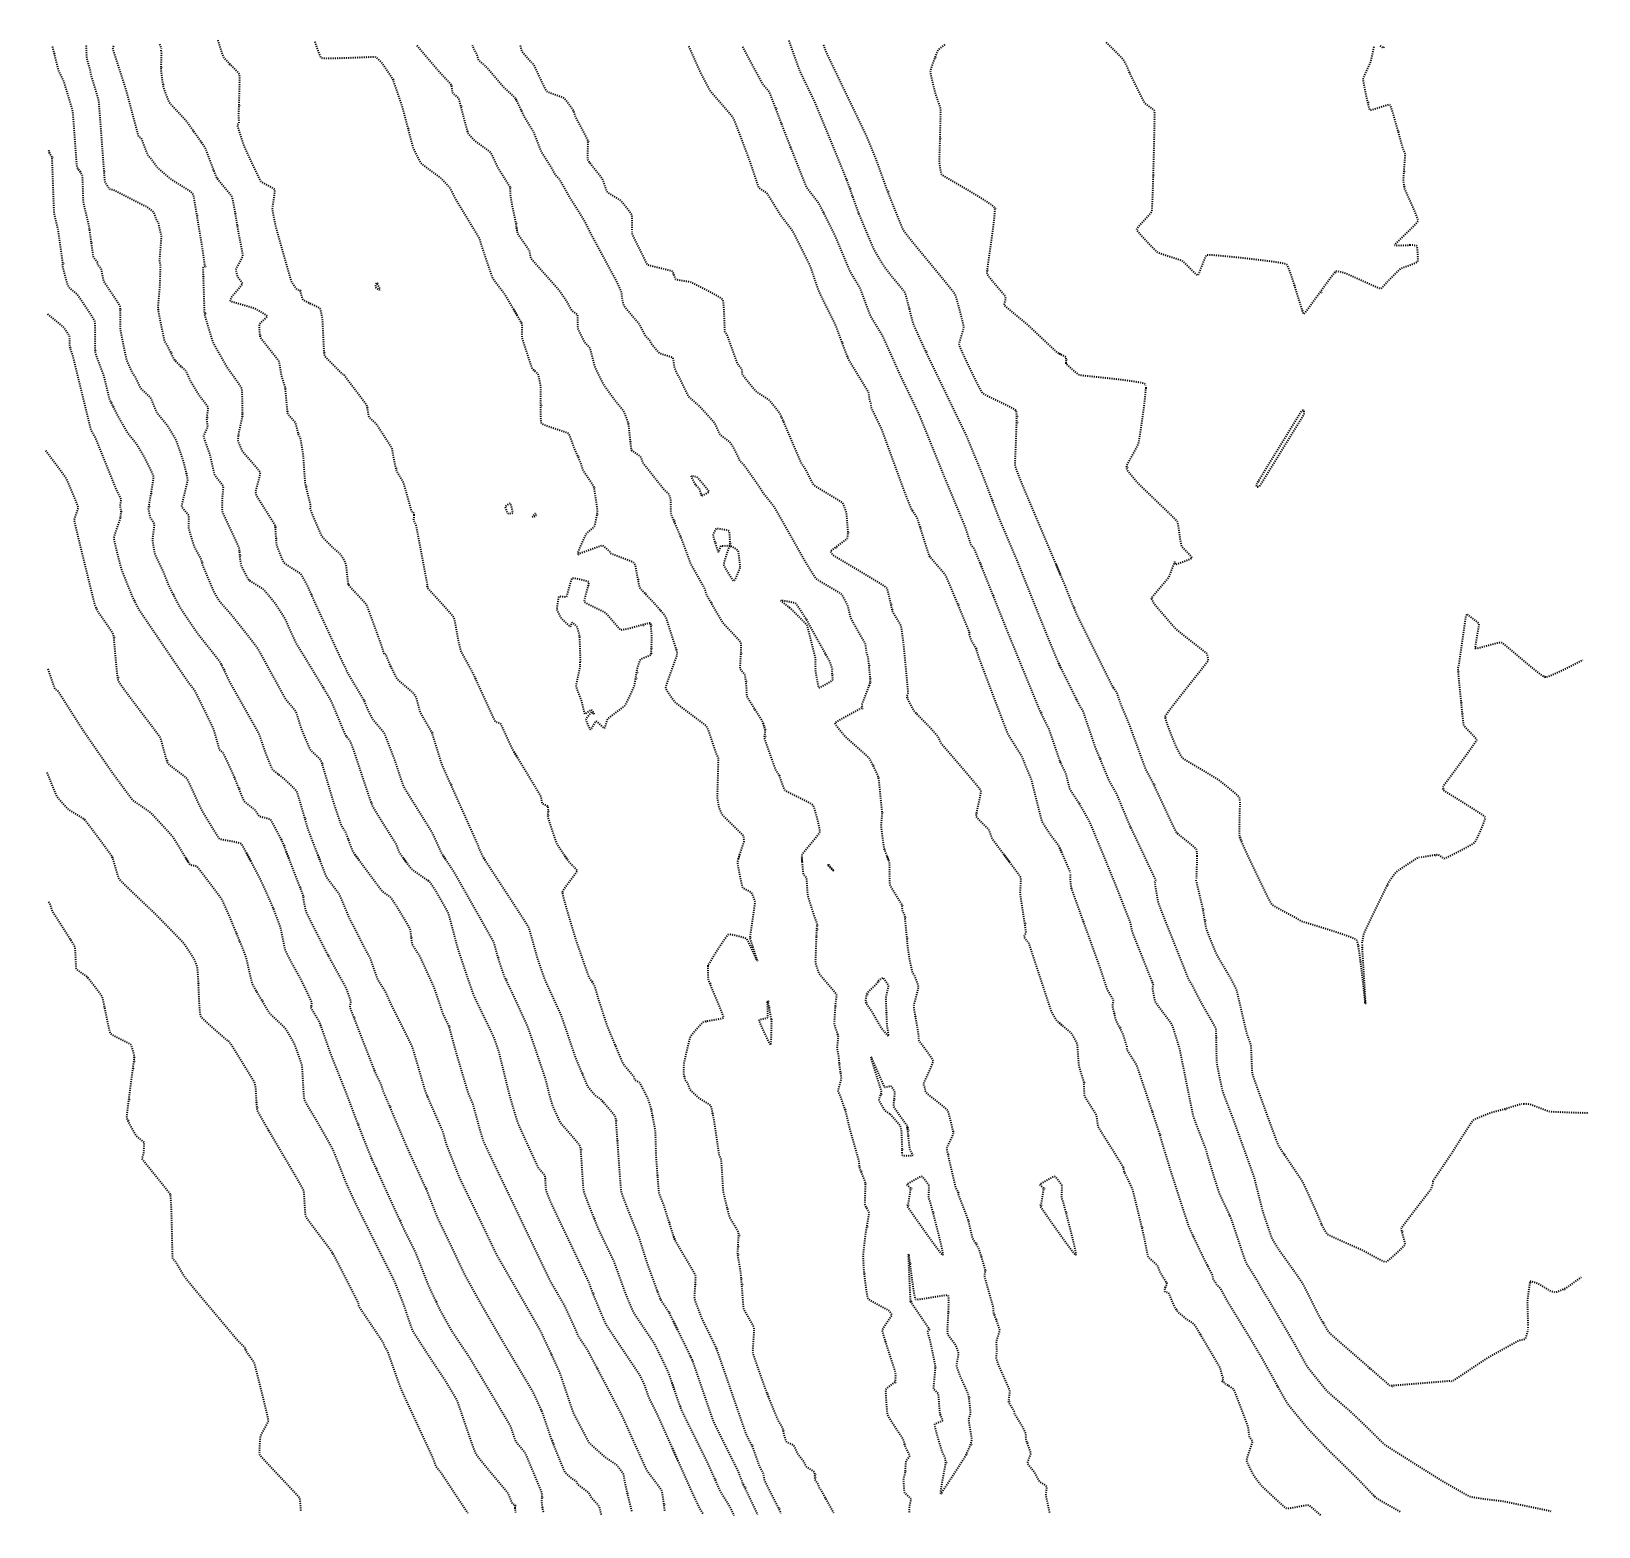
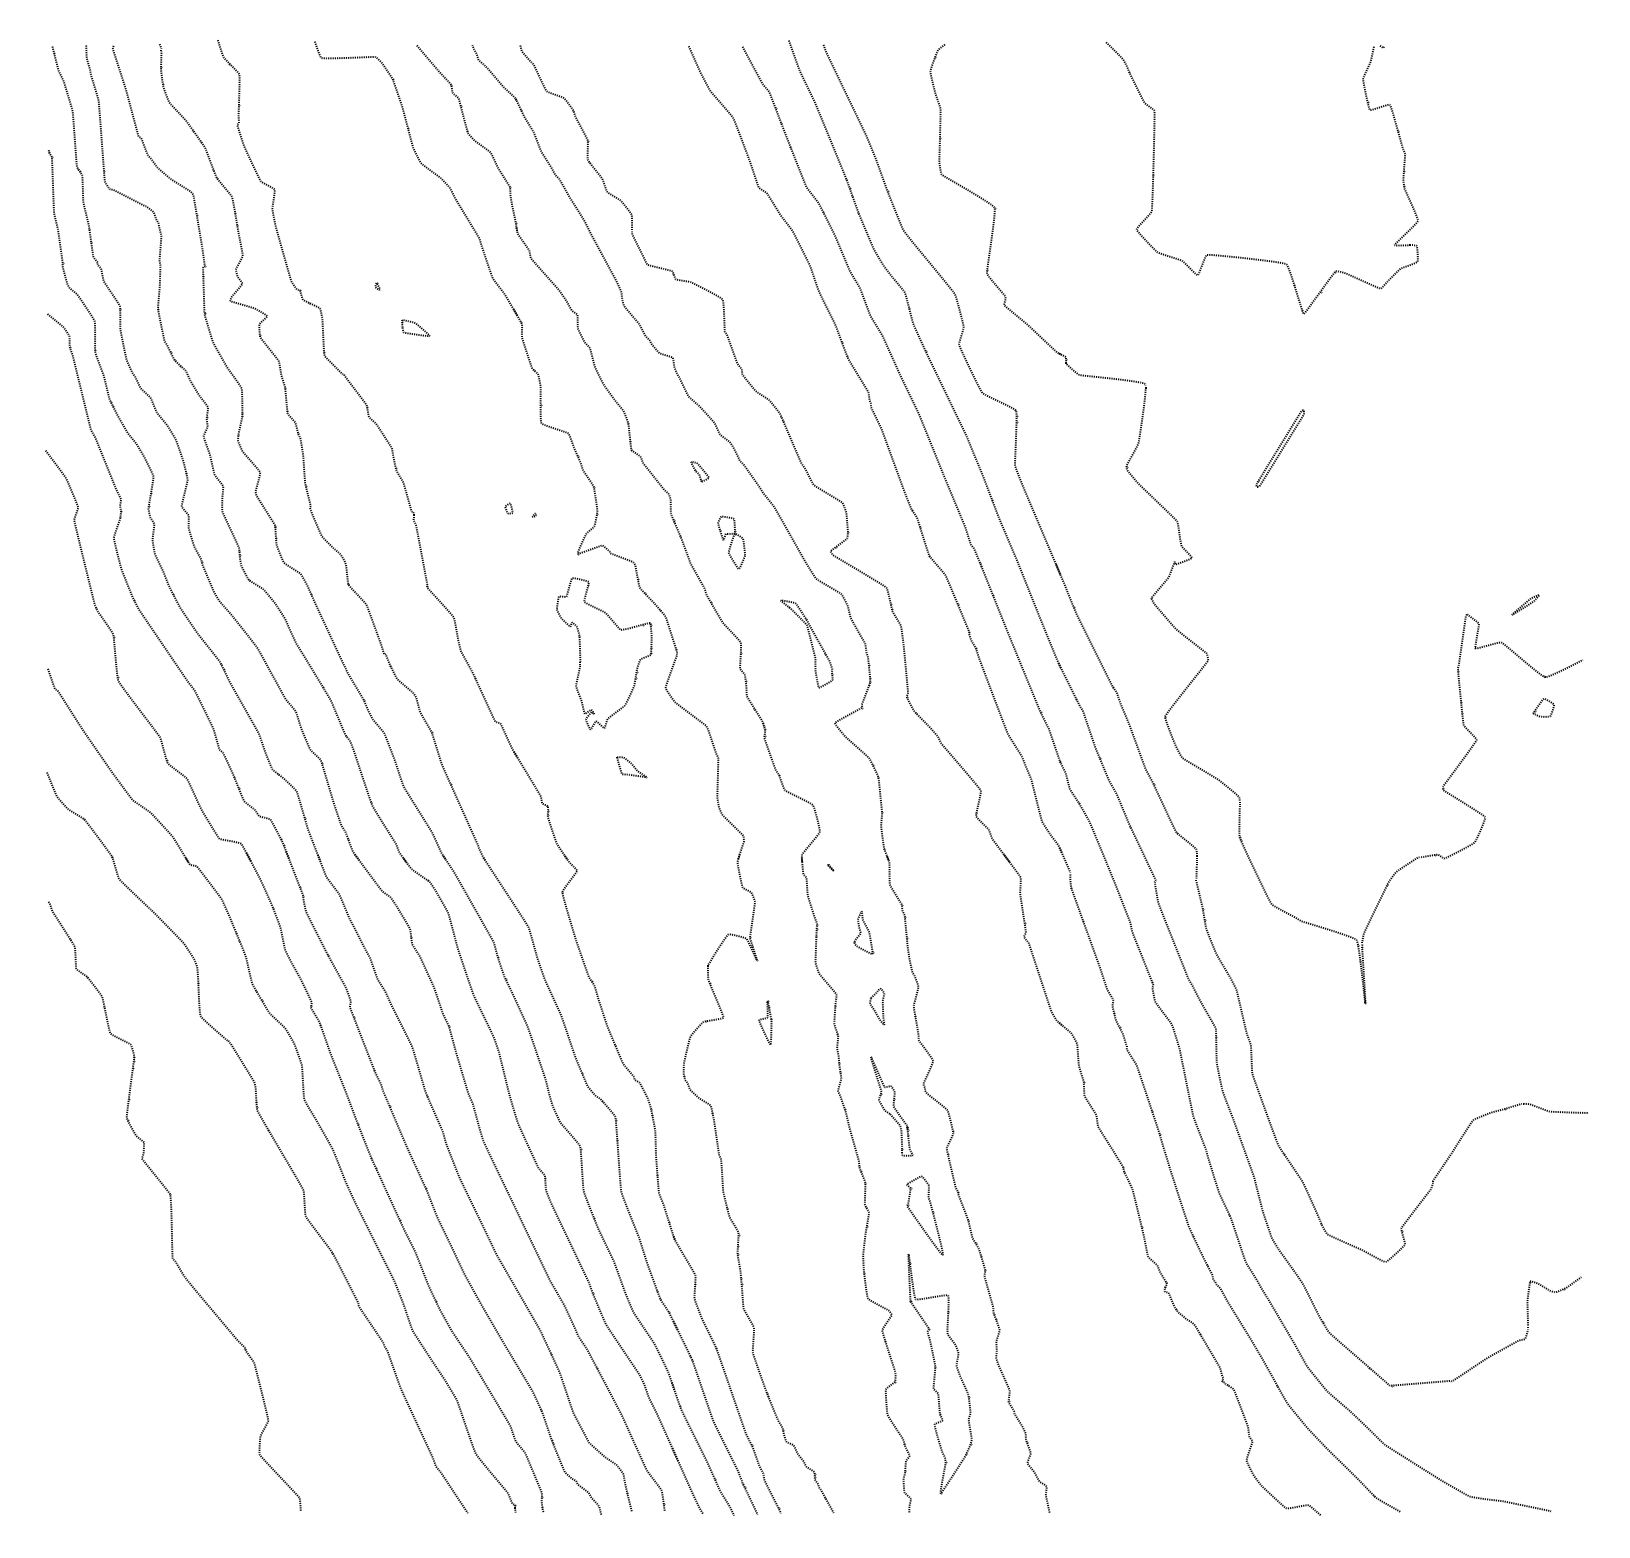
part: none -> present (415, 327)
part position: (699, 485) -> (699, 471) (699, 471)
part position: (726, 554) -> (731, 542) (731, 542)
part: none -> present (1525, 604)
part: none -> present (1543, 707)
part: none -> present (631, 767)
part: none -> present (863, 932)
part size: 26x60 px -> 17x39 px (877, 1006)
part: present -> none (1051, 1220)
